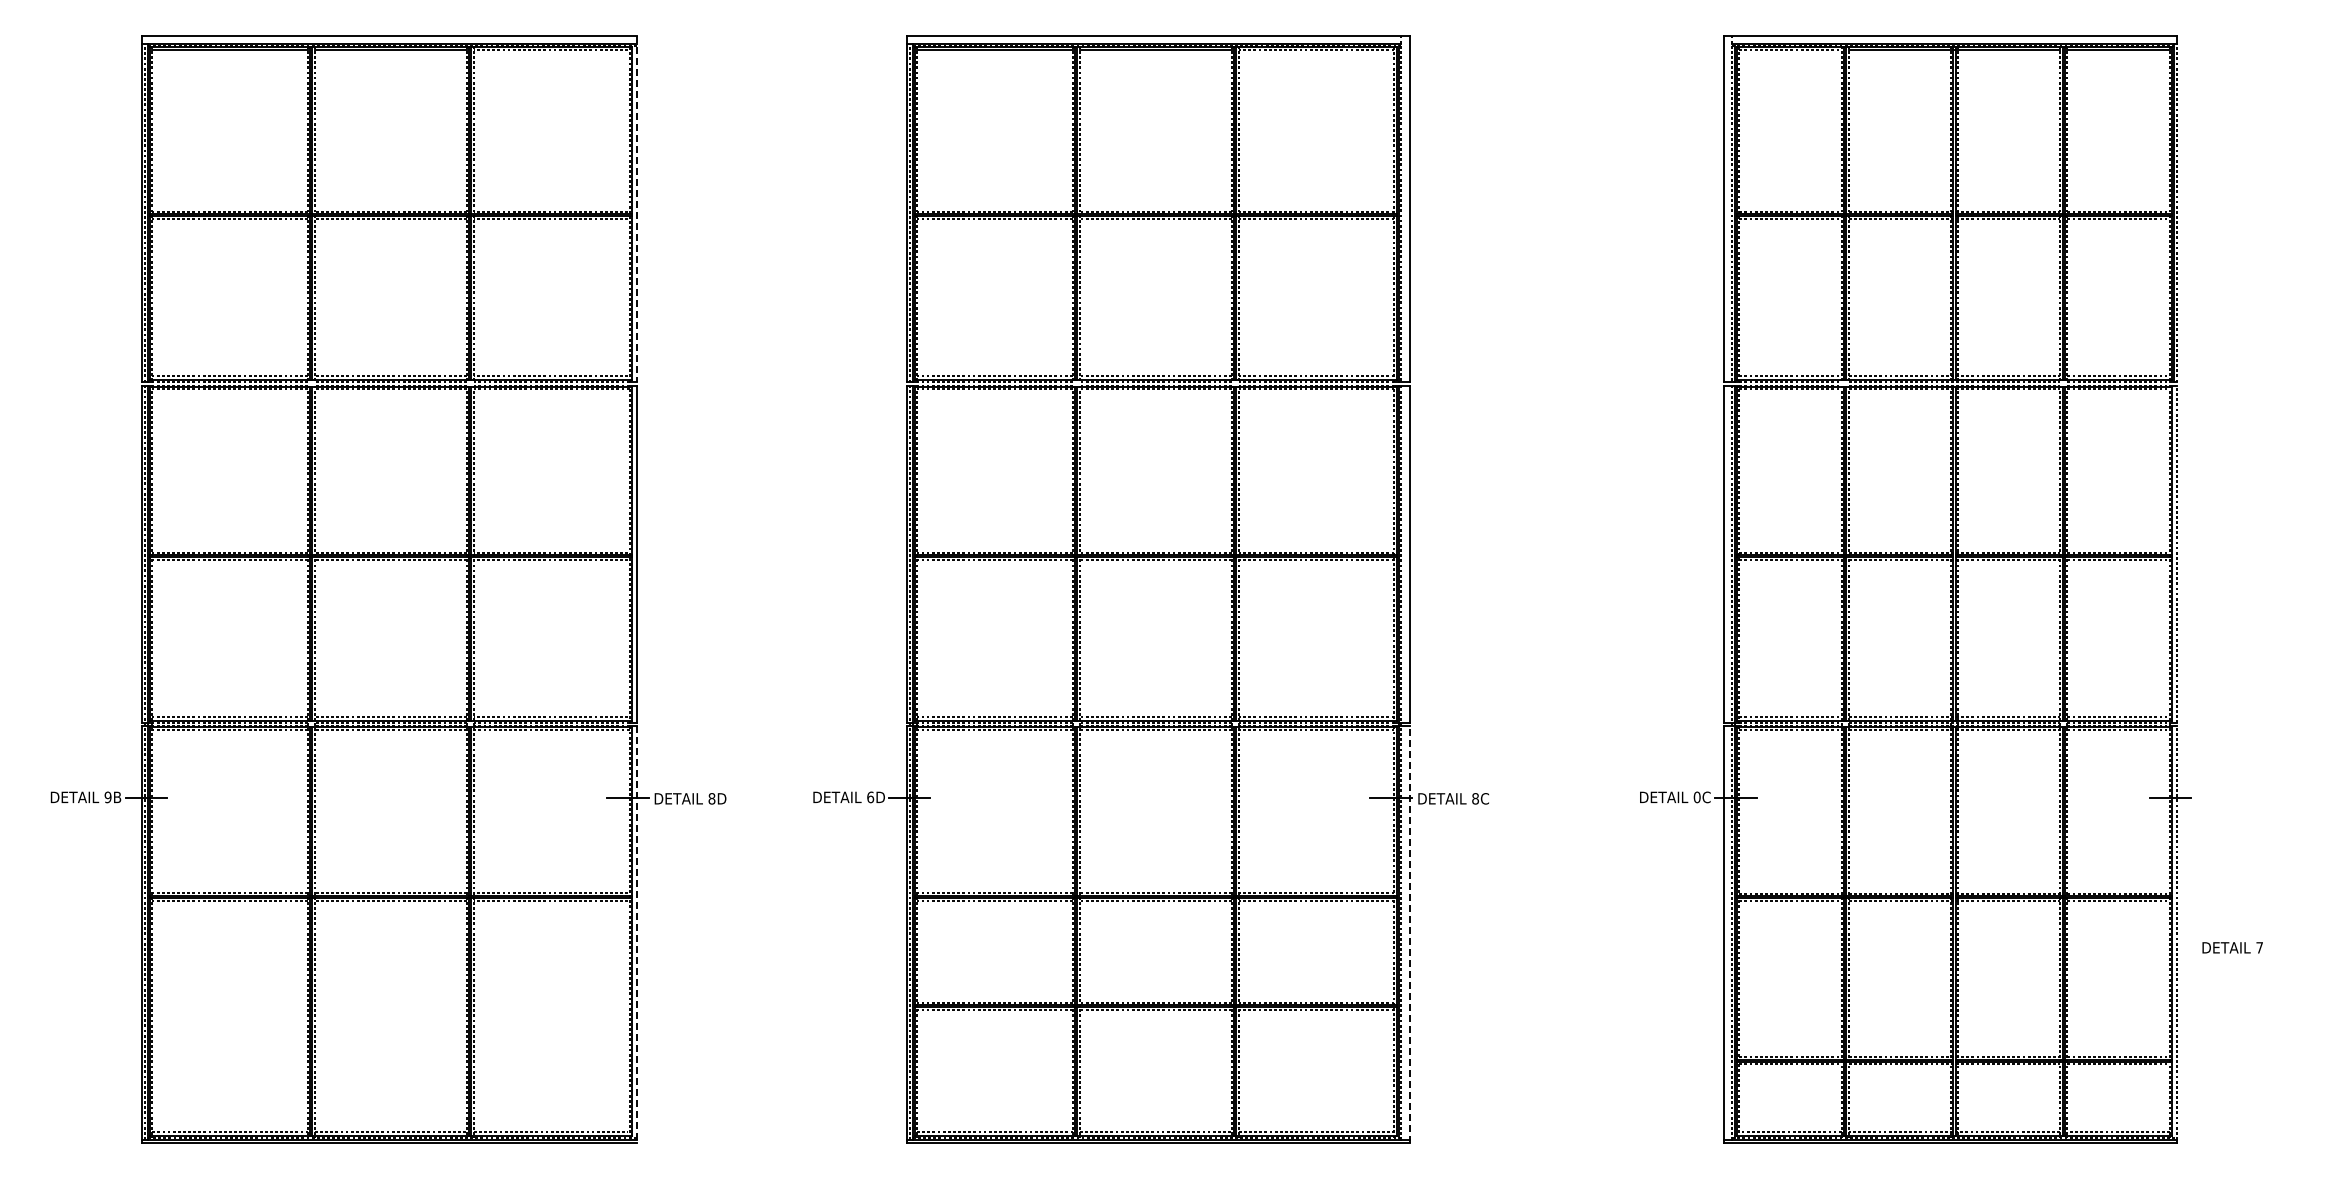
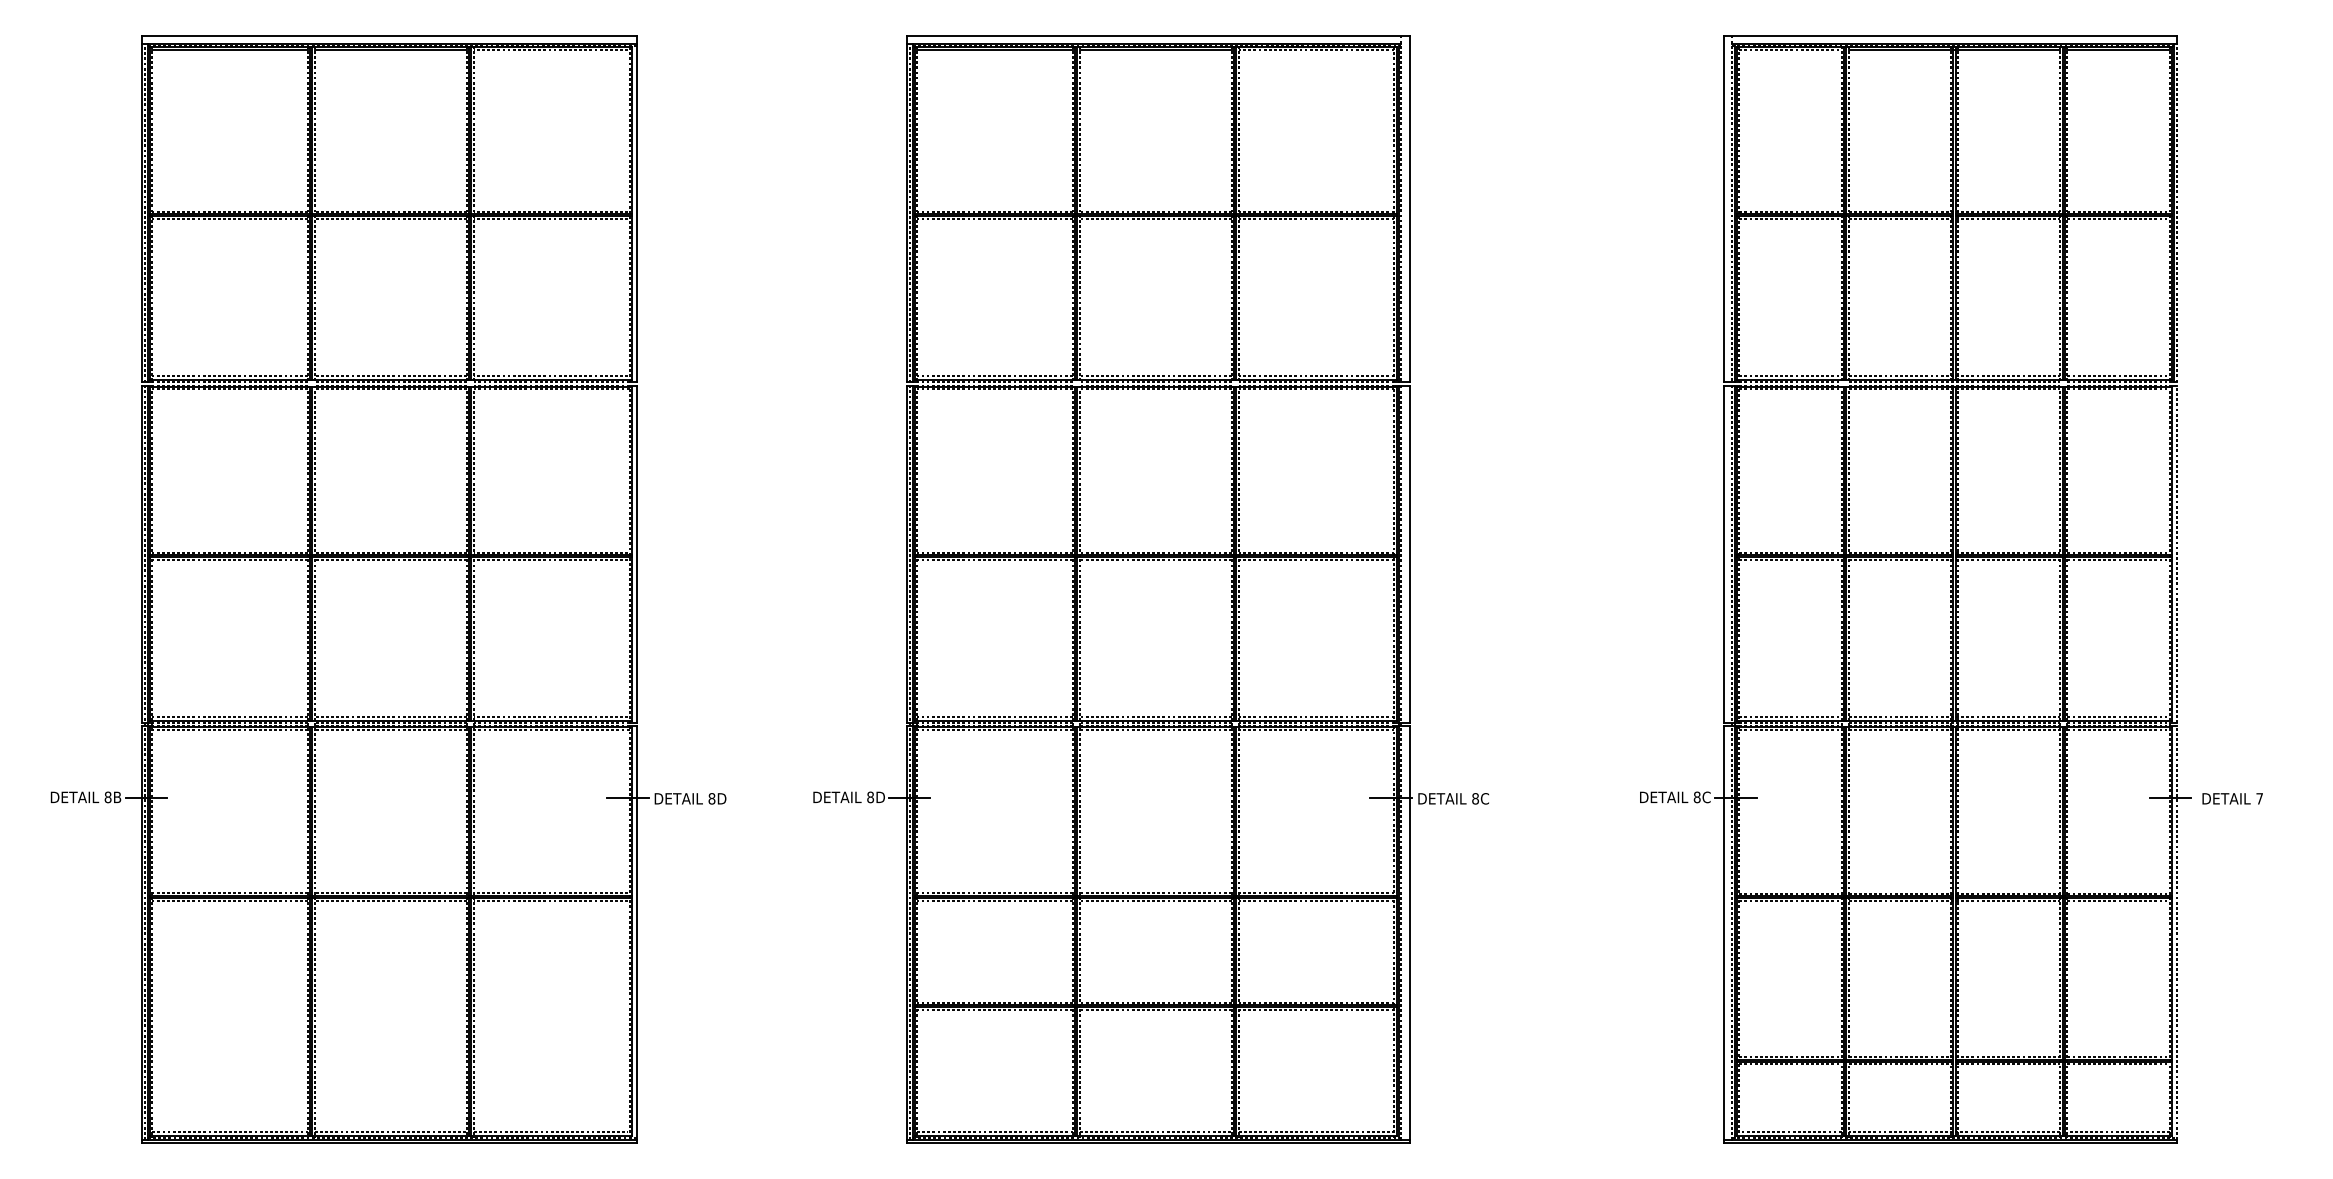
line: dashed -> solid (636, 209)
text: 0C -> 8C (1696, 796)
text: 9B -> 8B (107, 797)
text: 6D -> 8D (870, 797)
line: dashed -> solid (1409, 934)
line: dashed -> solid (636, 935)
text position: (2232, 947) -> (2232, 798) (2232, 798)
